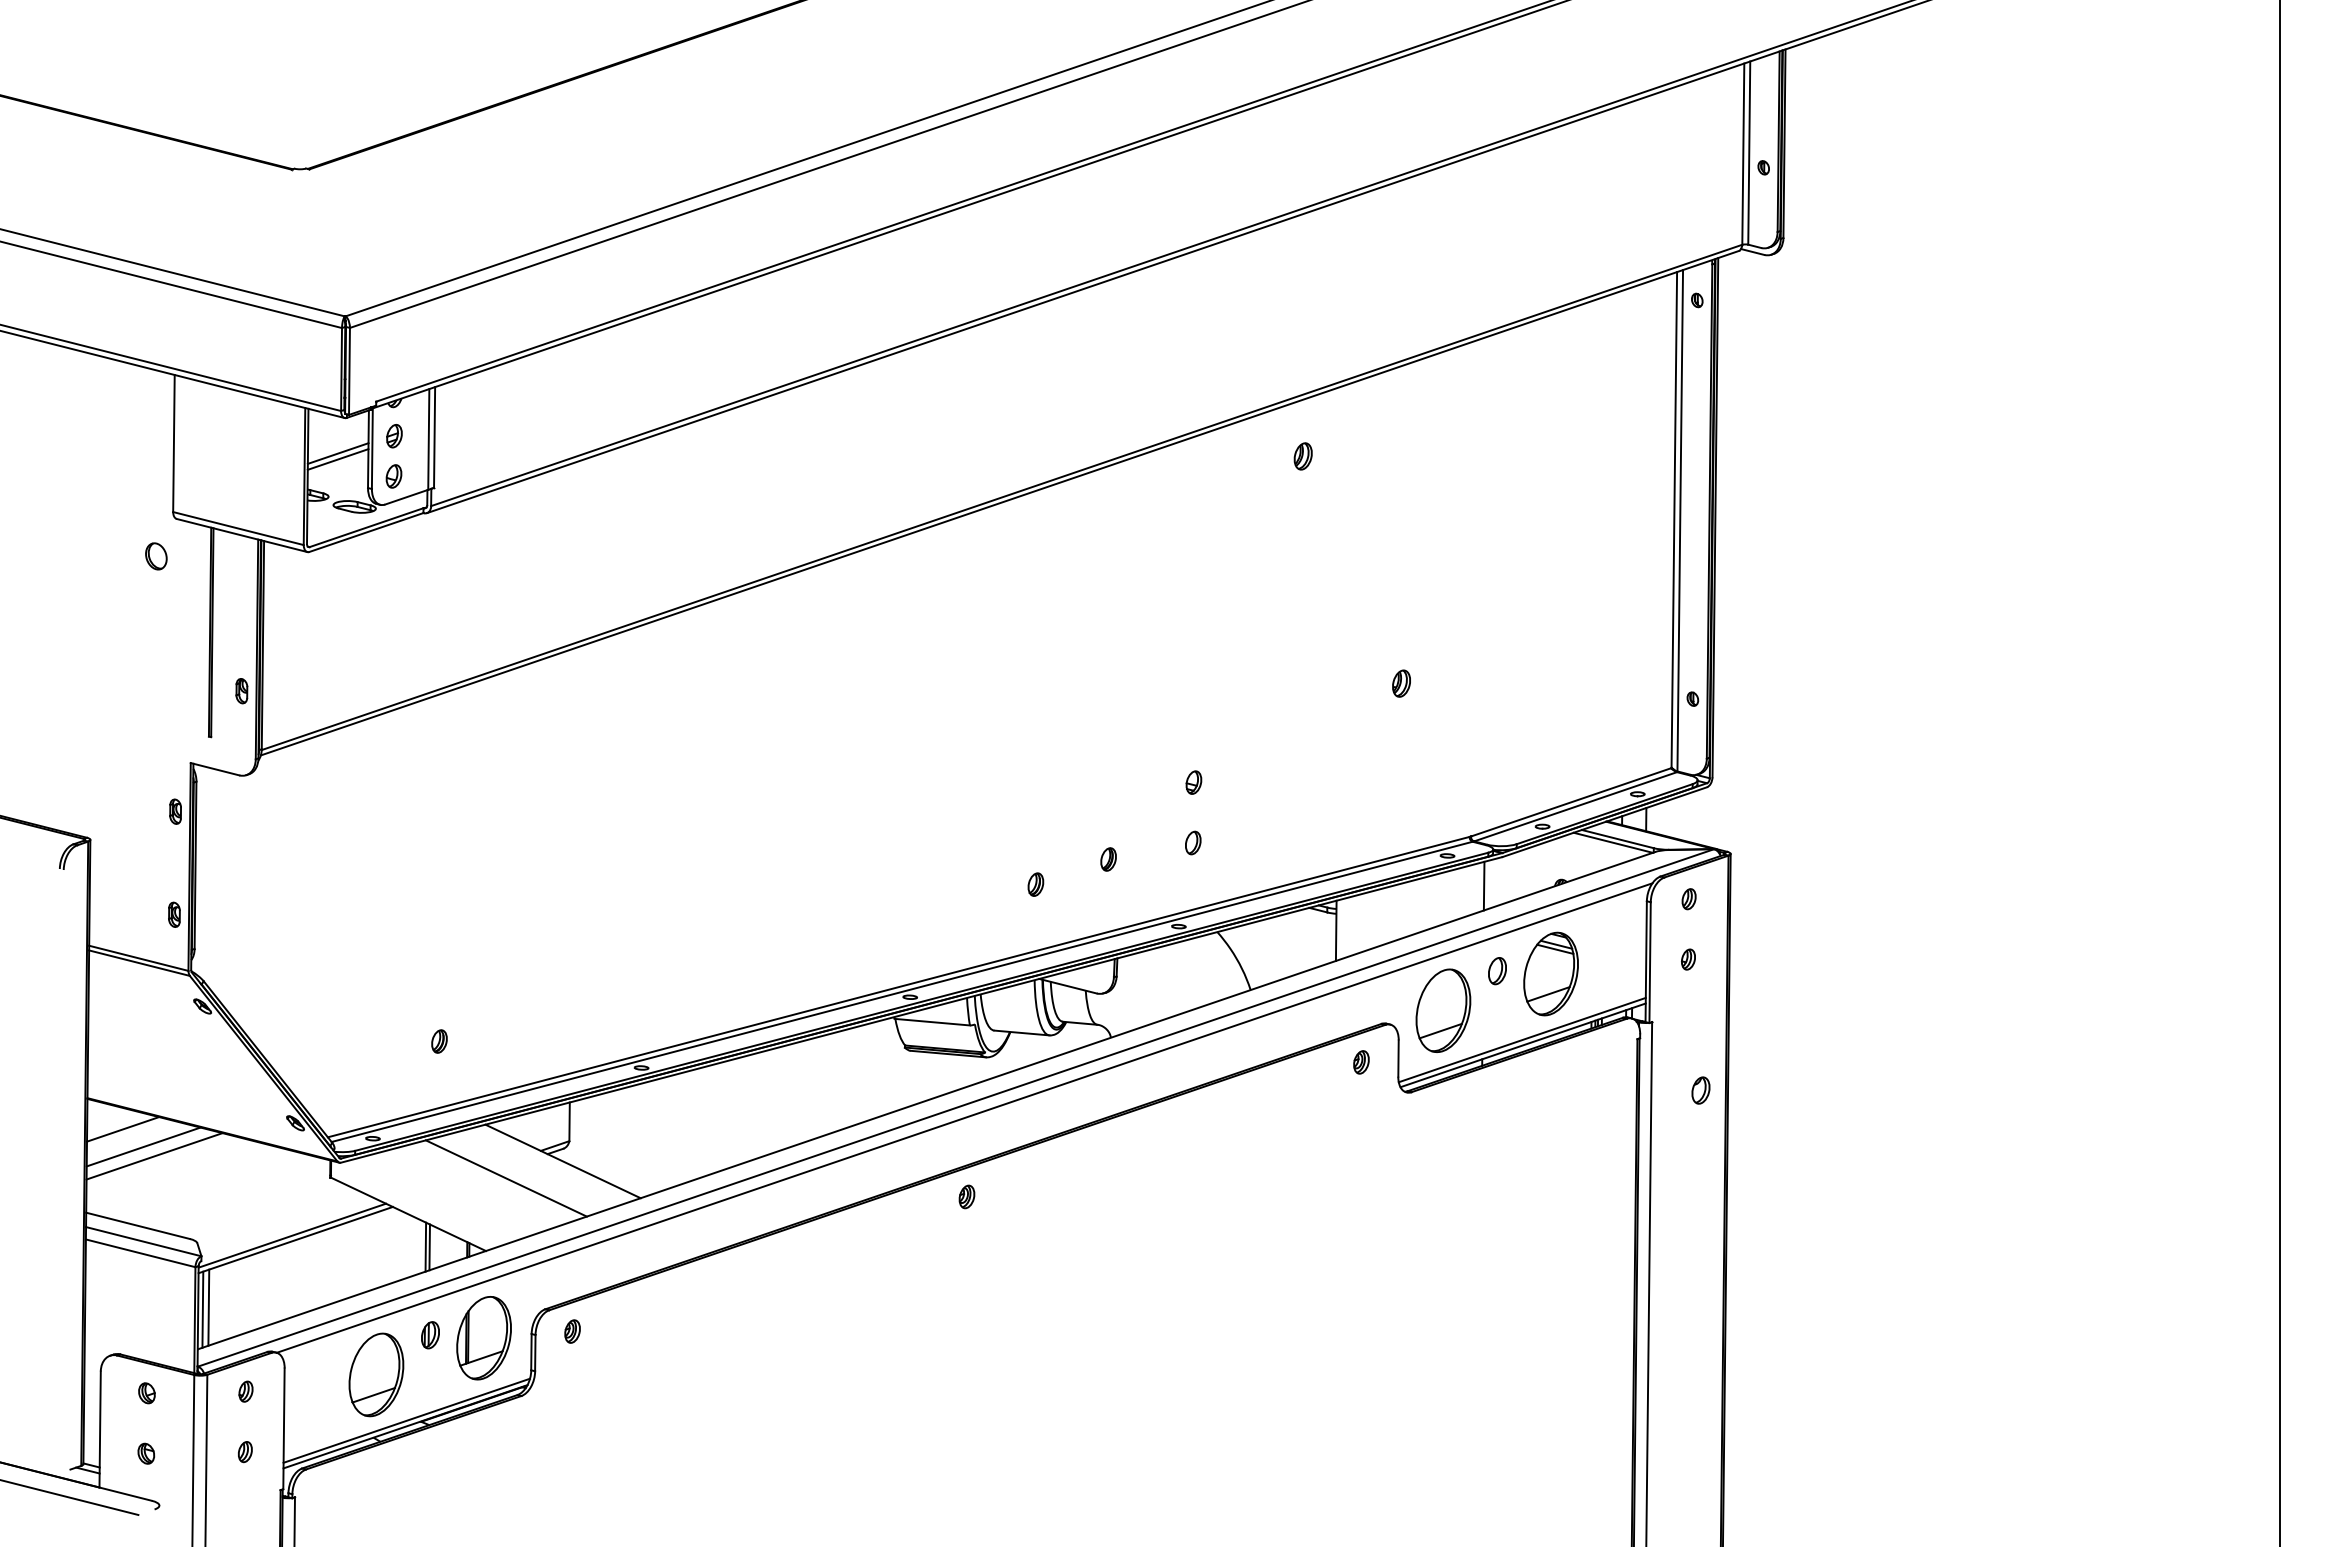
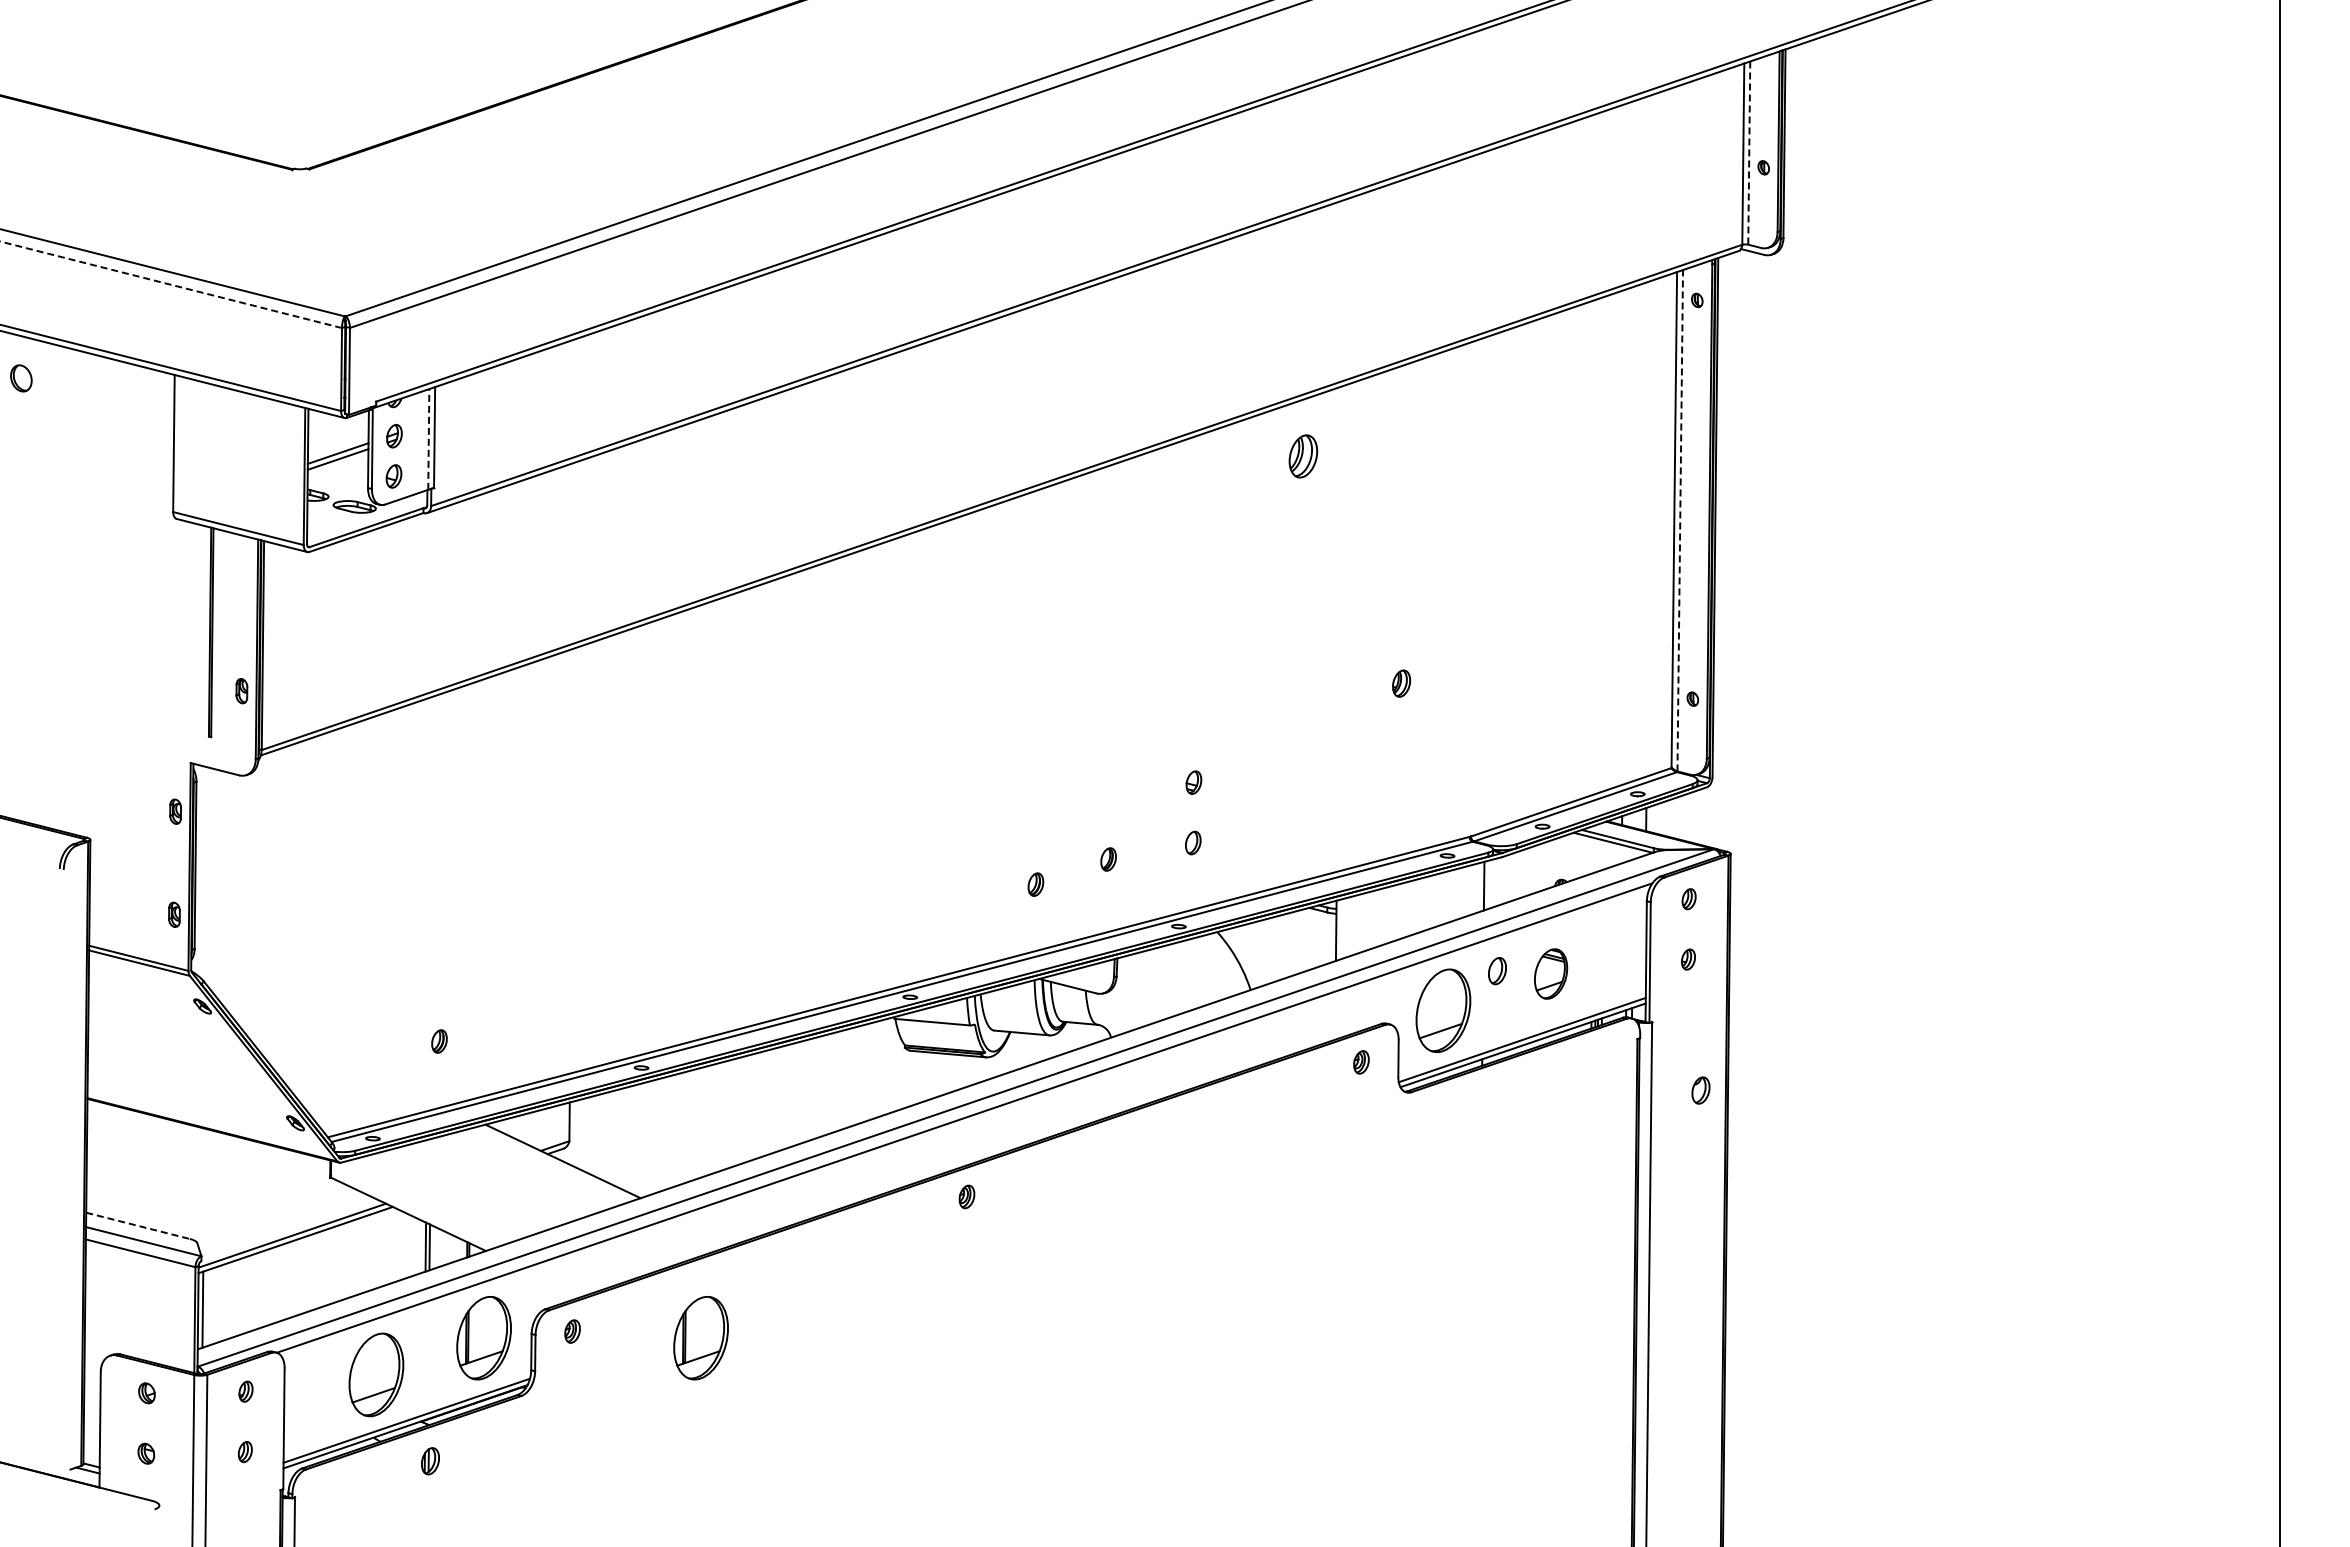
line: solid -> dashed (1749, 153)
line: solid -> dashed (171, 284)
line: solid -> dashed (428, 438)
part size: 20x29 px -> 31x45 px (1303, 456)
line: solid -> dashed (1680, 520)
part position: (156, 556) -> (21, 378) (21, 378)
part size: 56x86 px -> 35x52 px (1551, 973)
line: present -> none (123, 1129)
line: present -> none (143, 1146)
line: present -> none (154, 1156)
line: present -> none (505, 1178)
line: solid -> dashed (138, 1225)
line: present -> none (208, 1307)
part position: (430, 1335) -> (430, 1461) (430, 1461)
part: none -> present (700, 1338)
line: present -> none (70, 1497)
